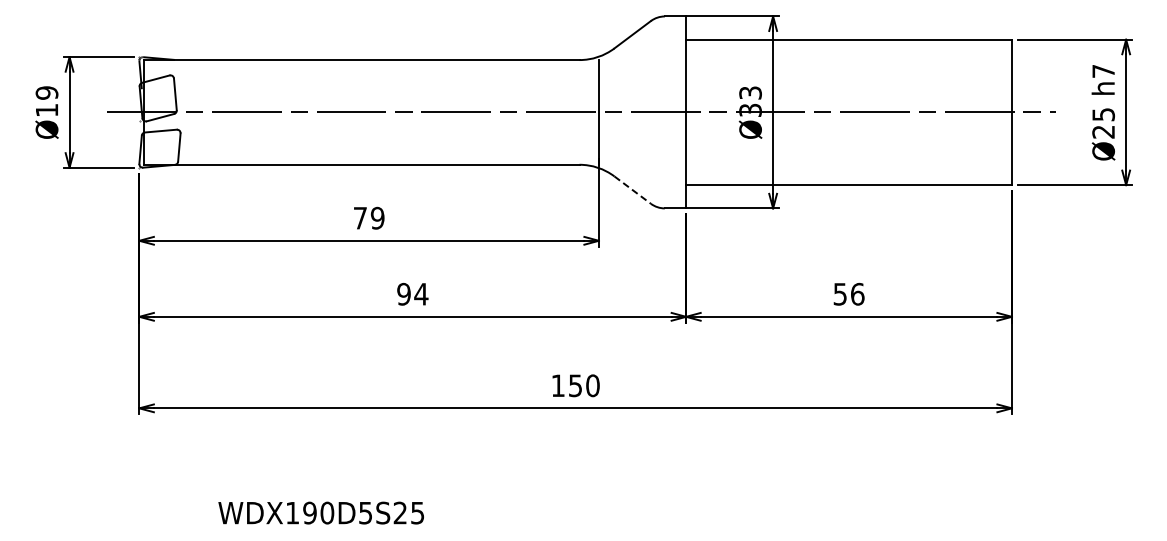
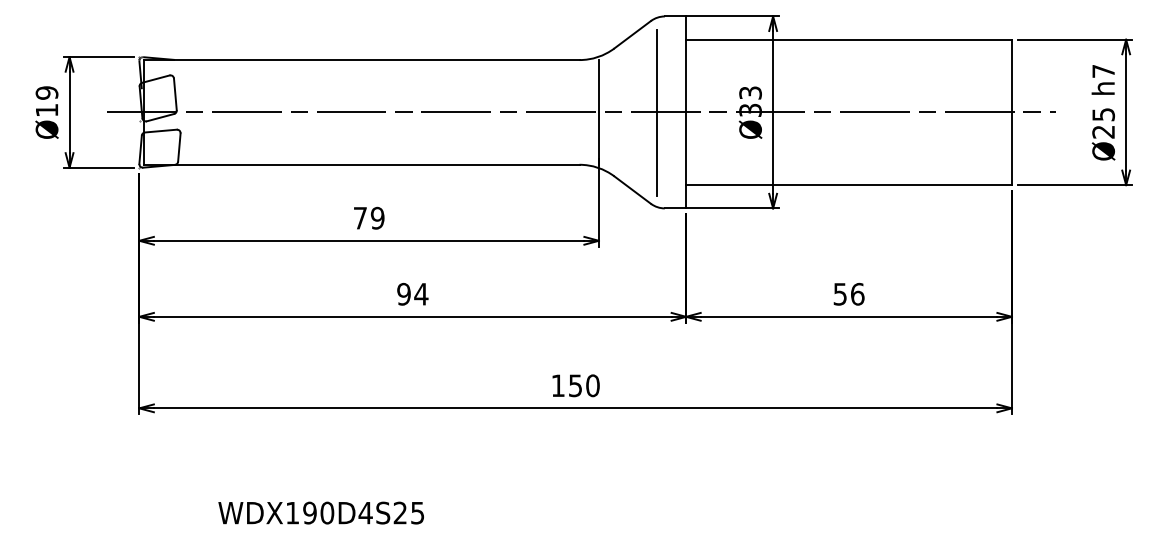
line: none -> present (657, 113)
line: dashed -> solid (632, 190)
text: WDX190D5S25 -> WDX190D4S25 (365, 513)
